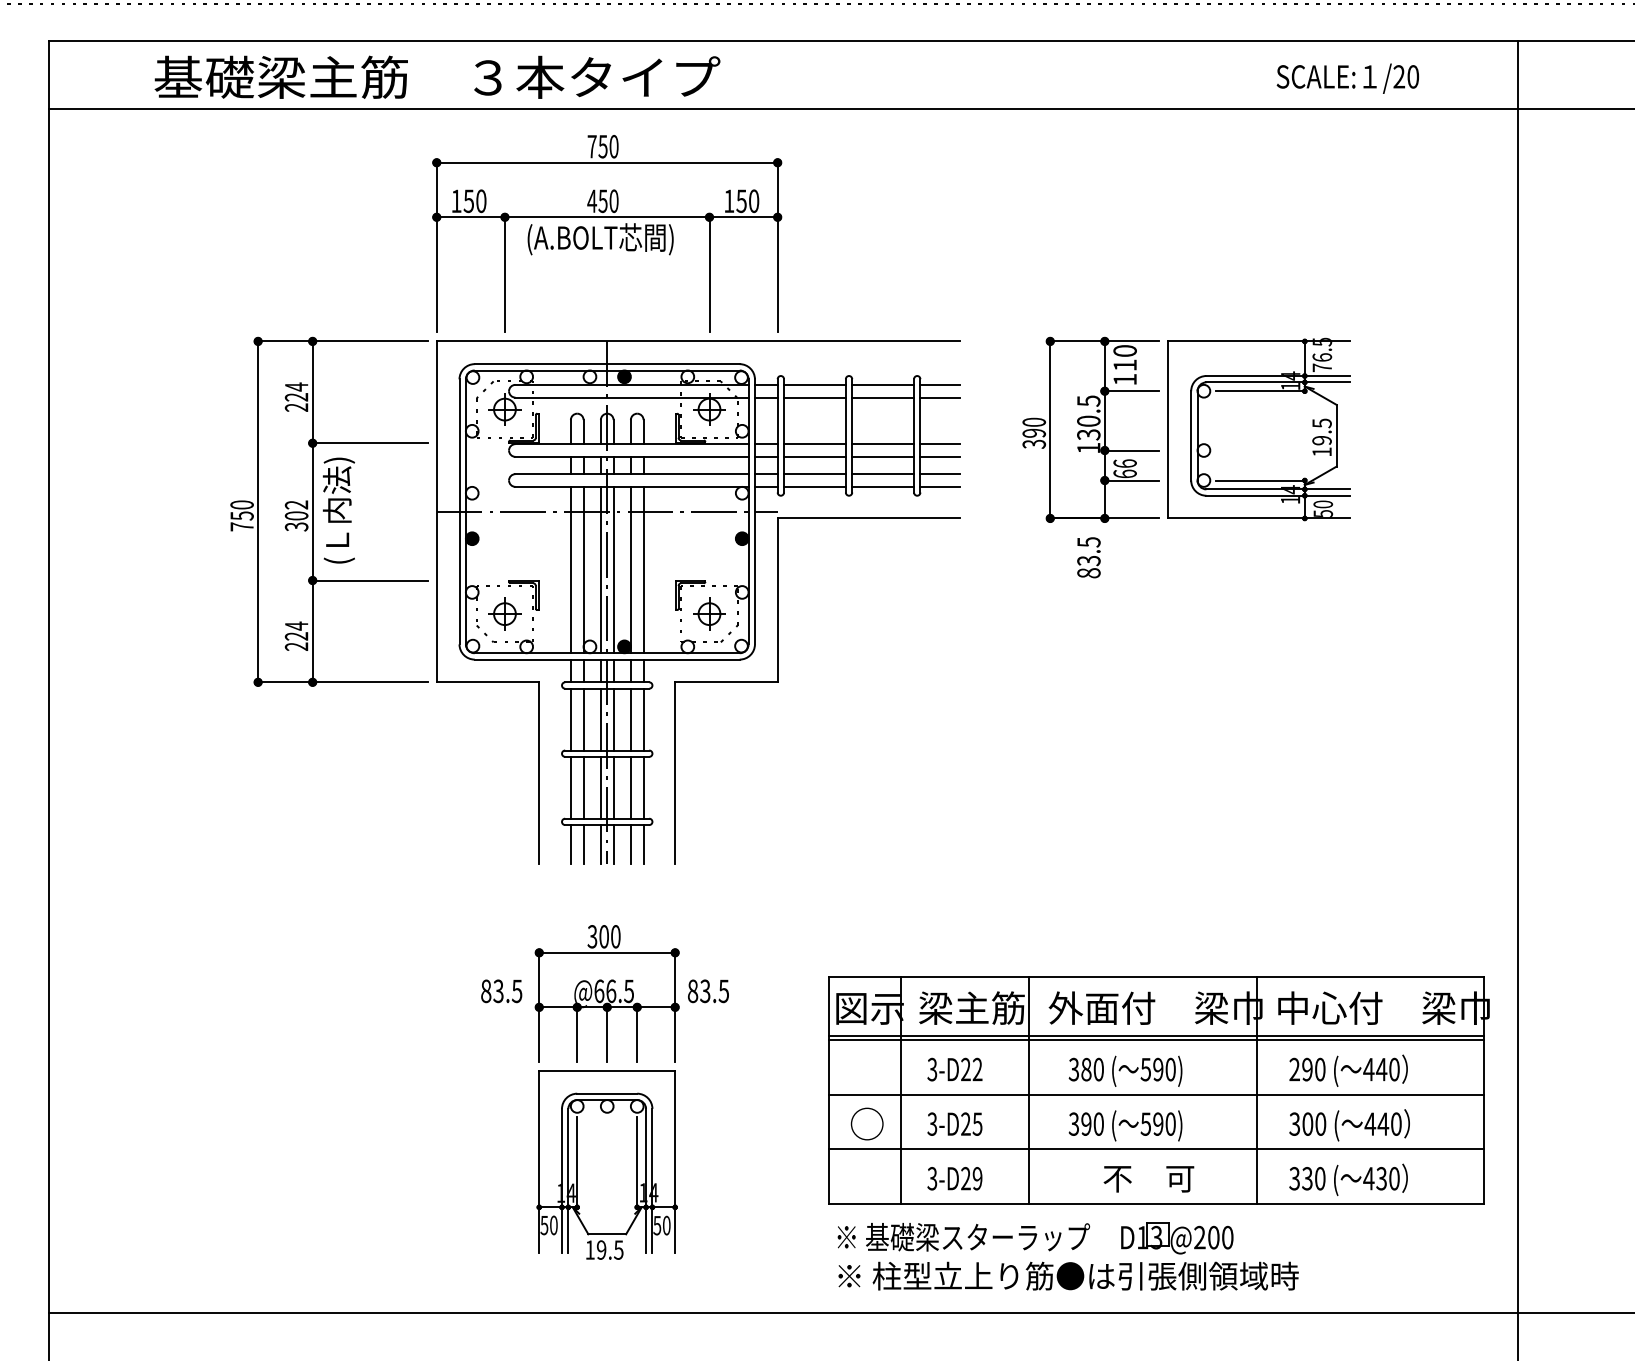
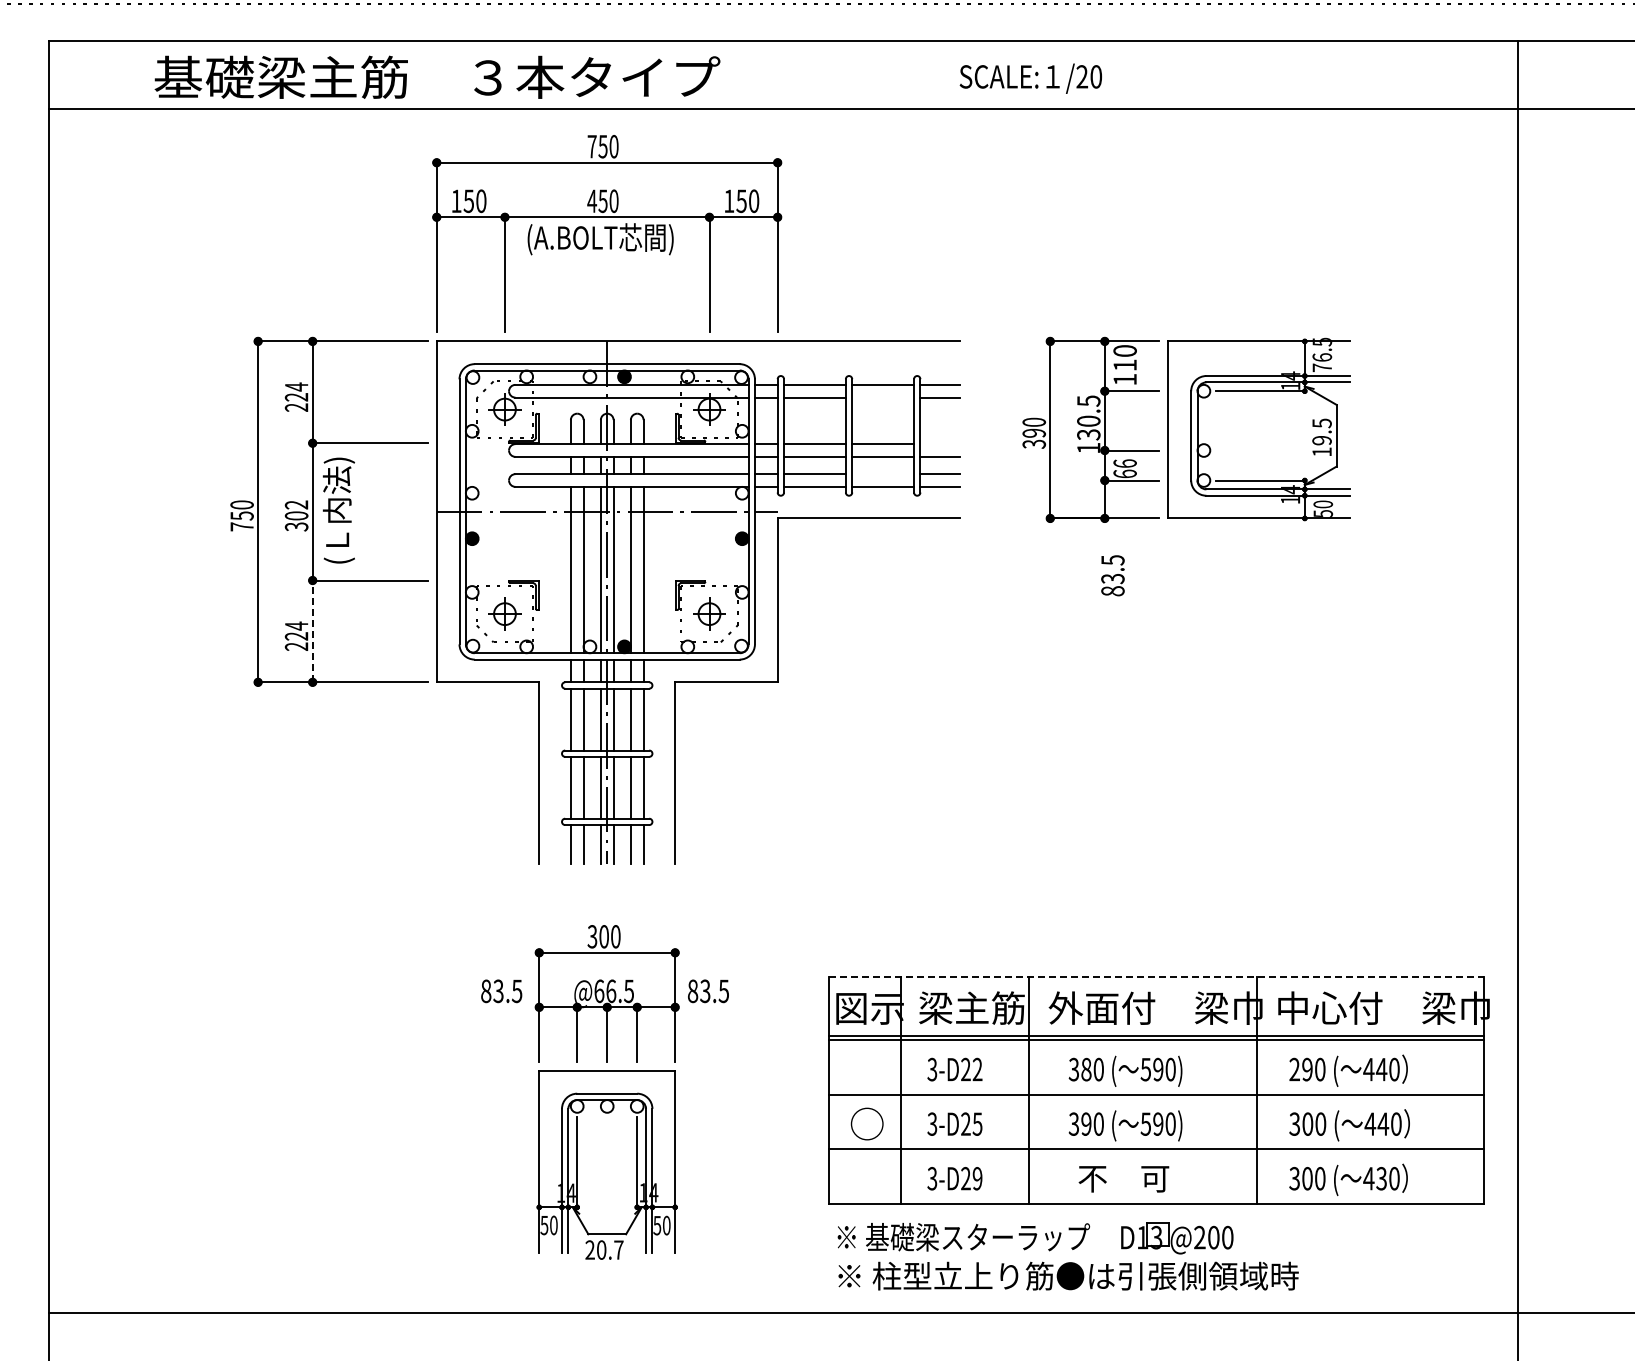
text position: (1347, 78) -> (1030, 78) (1030, 78)
line: present -> none (883, 397)
line: present -> none (939, 444)
line: present -> none (883, 474)
text position: (1088, 557) -> (1112, 575) (1112, 575)
line: solid -> dashed (312, 631)
line: solid -> dashed (1156, 976)
text: 330 -> 300 (1307, 1178)
text position: (1148, 1179) -> (1123, 1179) (1123, 1179)
text: 19.5 -> 20.7 (604, 1249)
